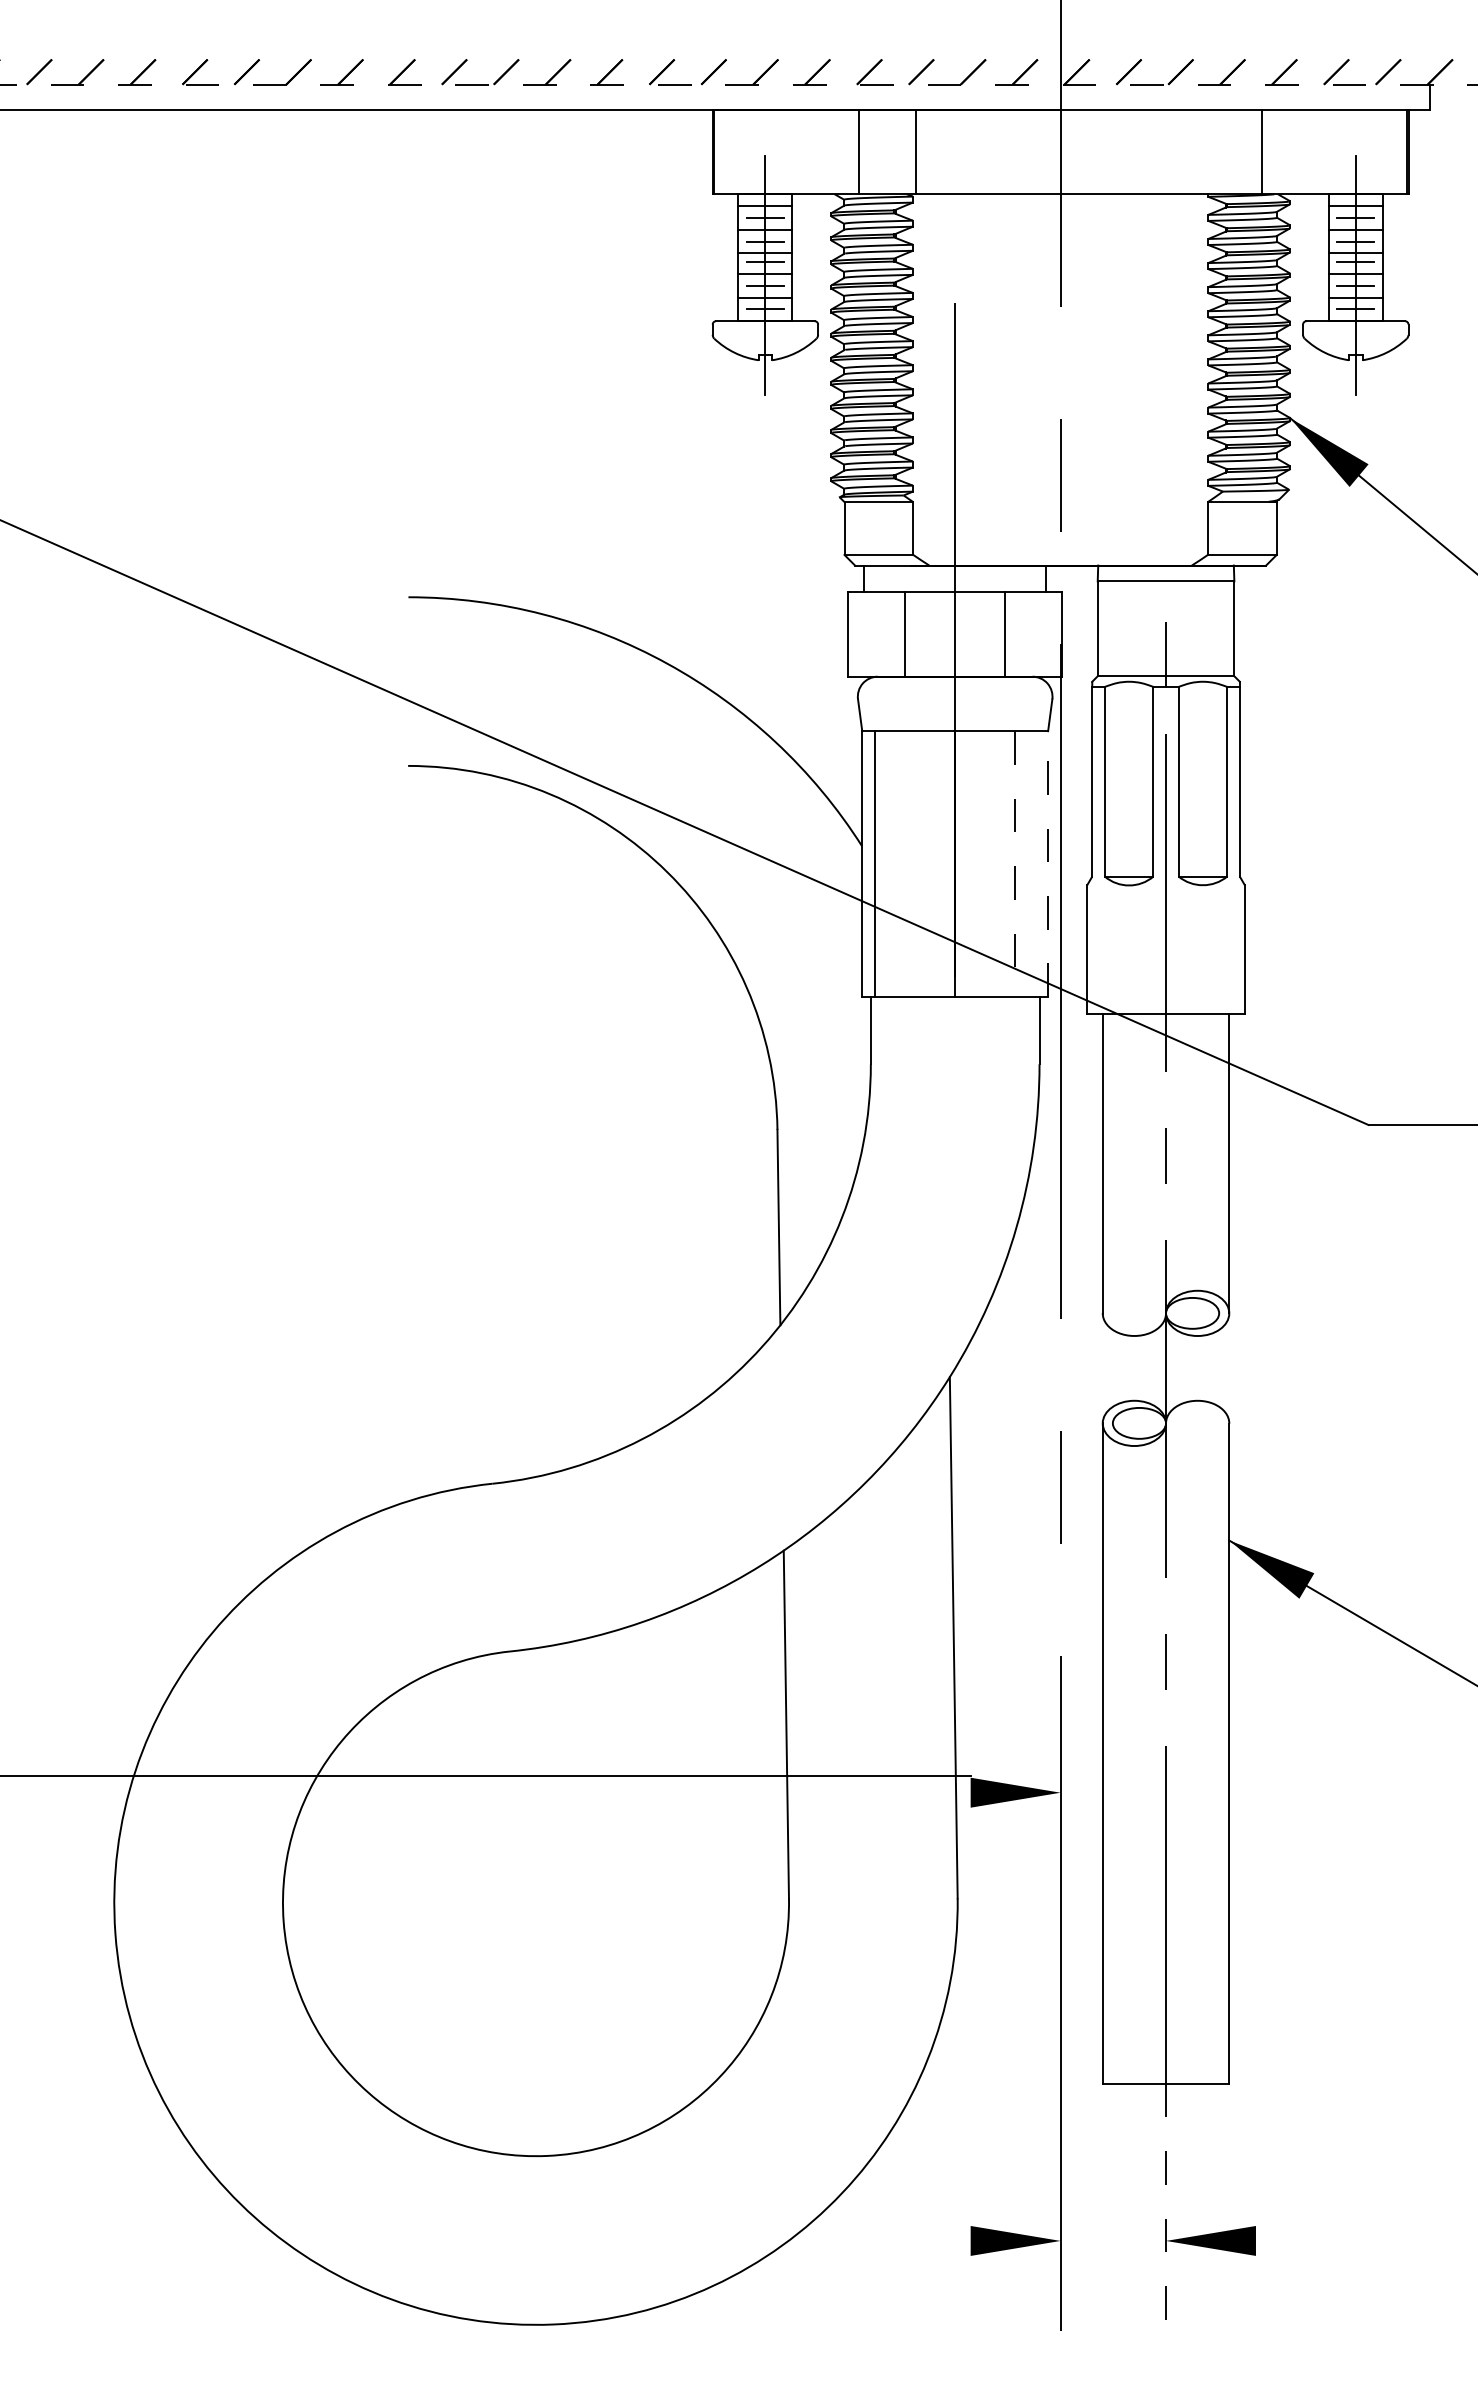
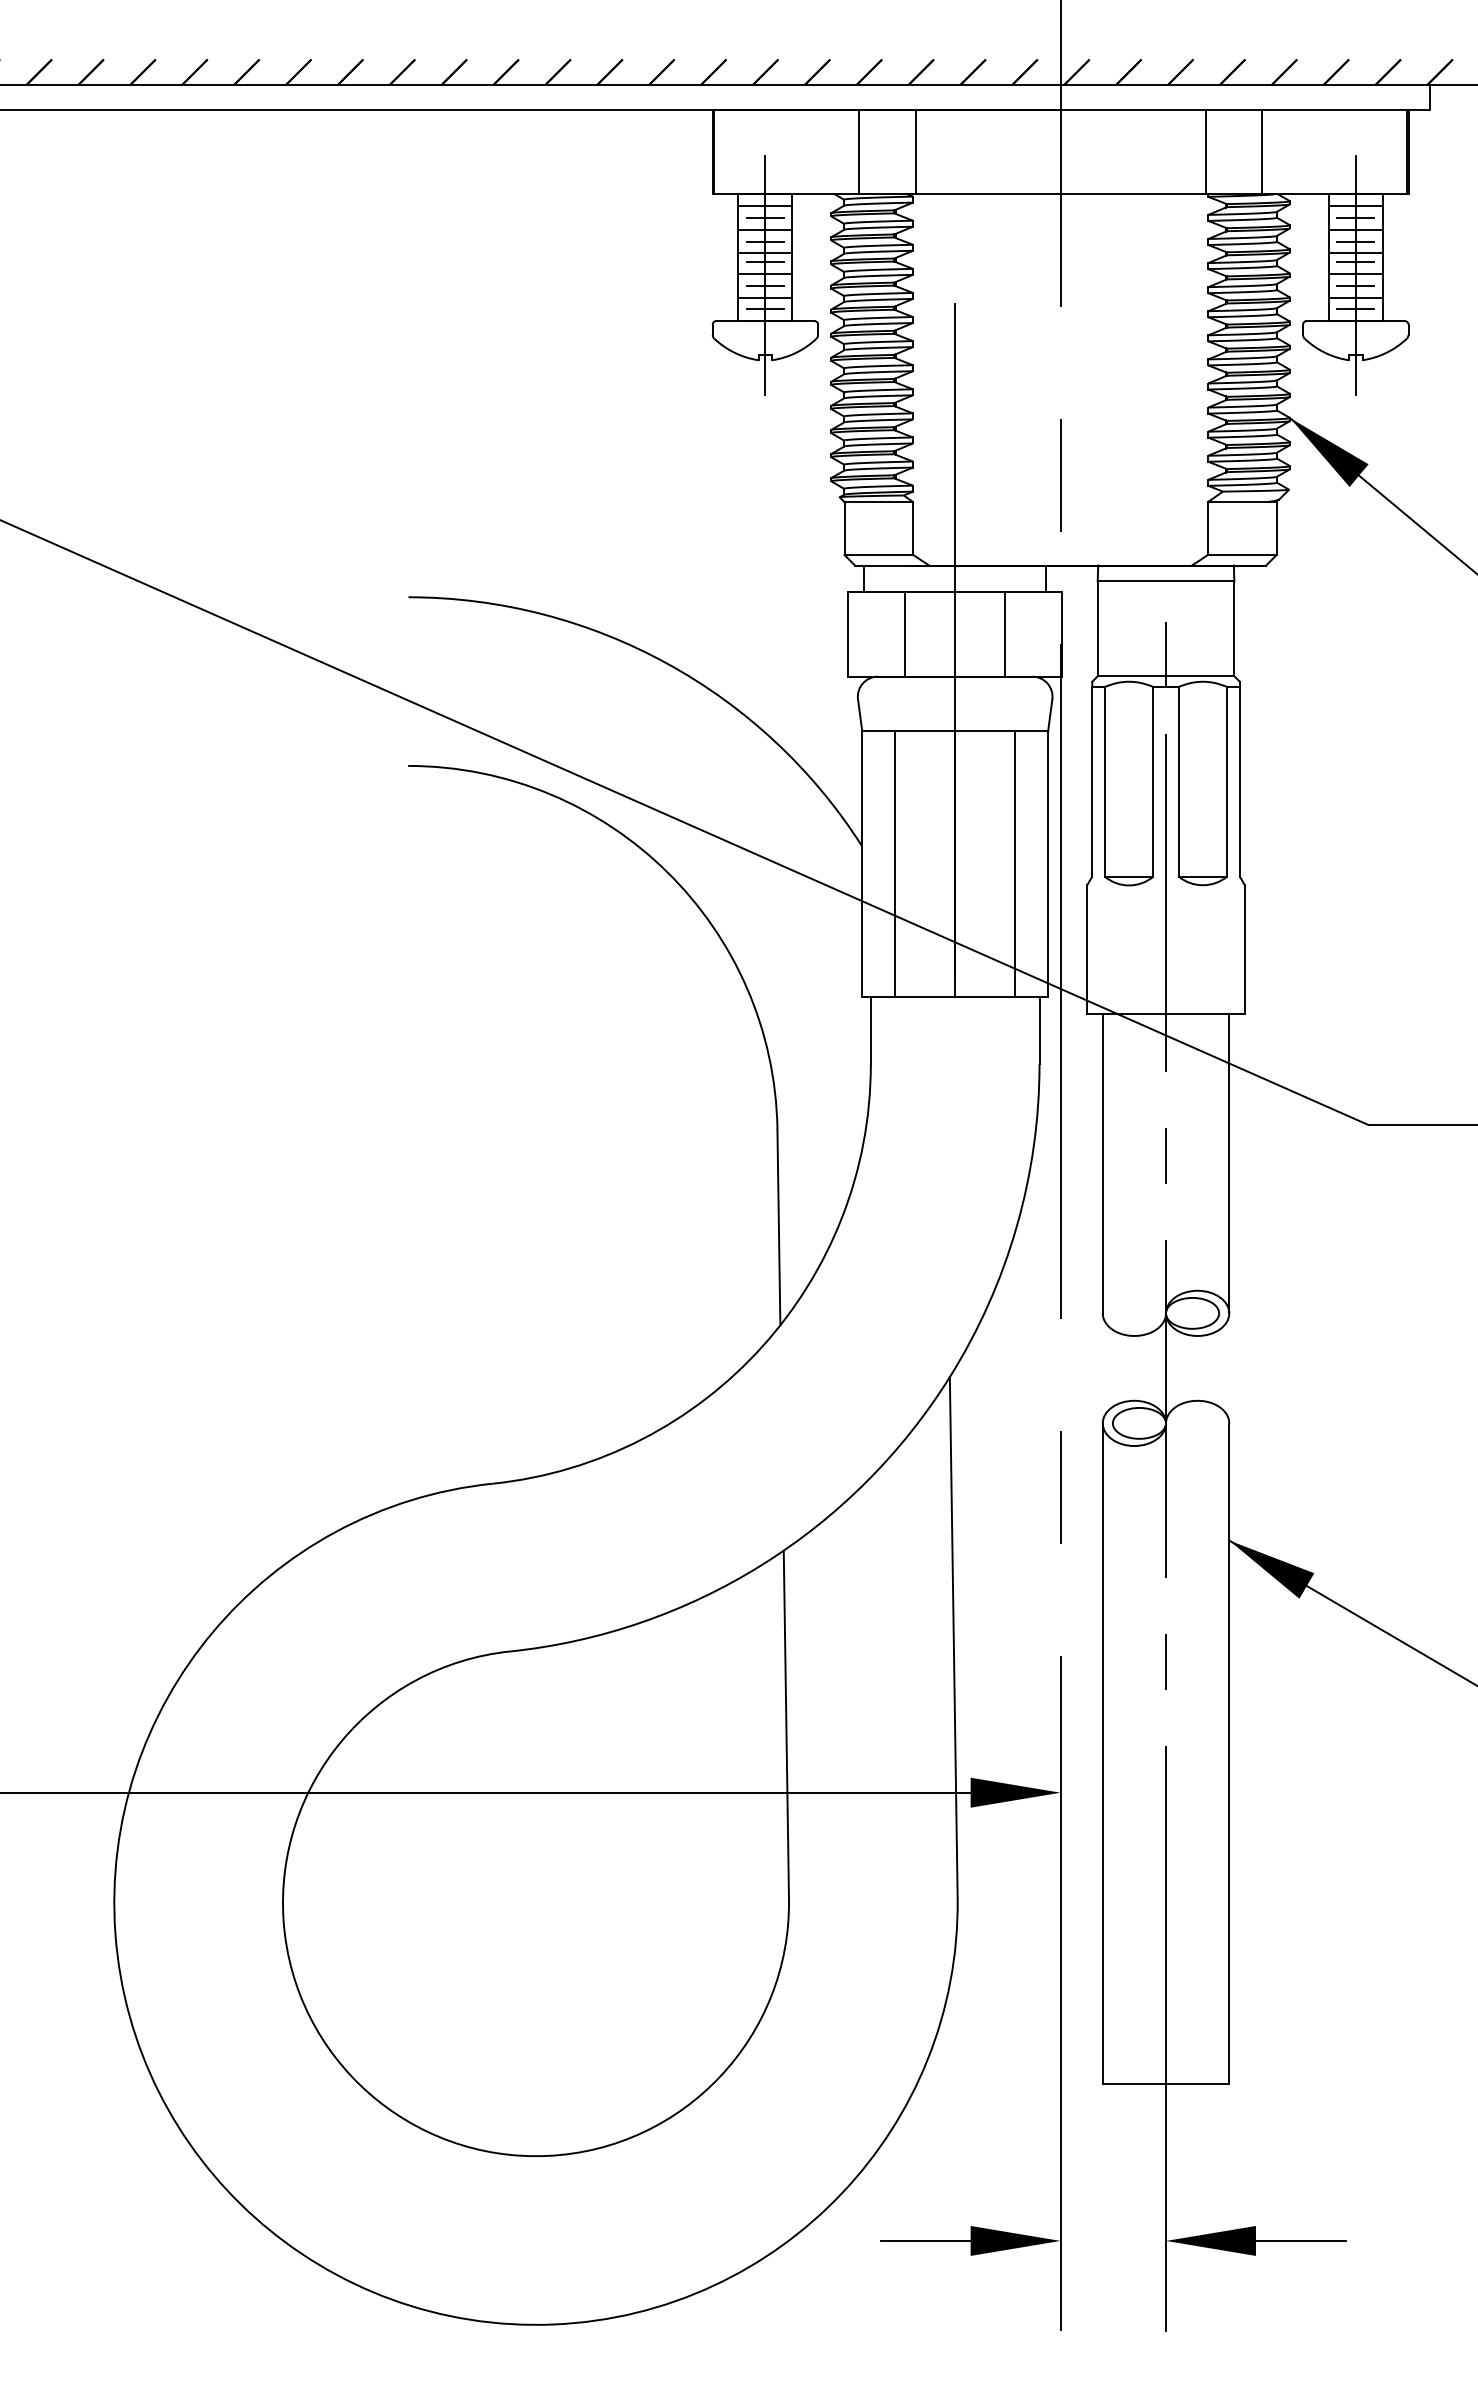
line: dashed -> solid (738, 84)
line: none -> present (1205, 151)
line: dashed -> solid (1048, 863)
line position: (874, 864) -> (894, 864) (894, 864)
line: dashed -> solid (1015, 864)
line position: (486, 1775) -> (486, 1792) (486, 1792)
line: dashed -> solid (1166, 2207)
line: none -> present (925, 2240)
line: none -> present (1300, 2240)
